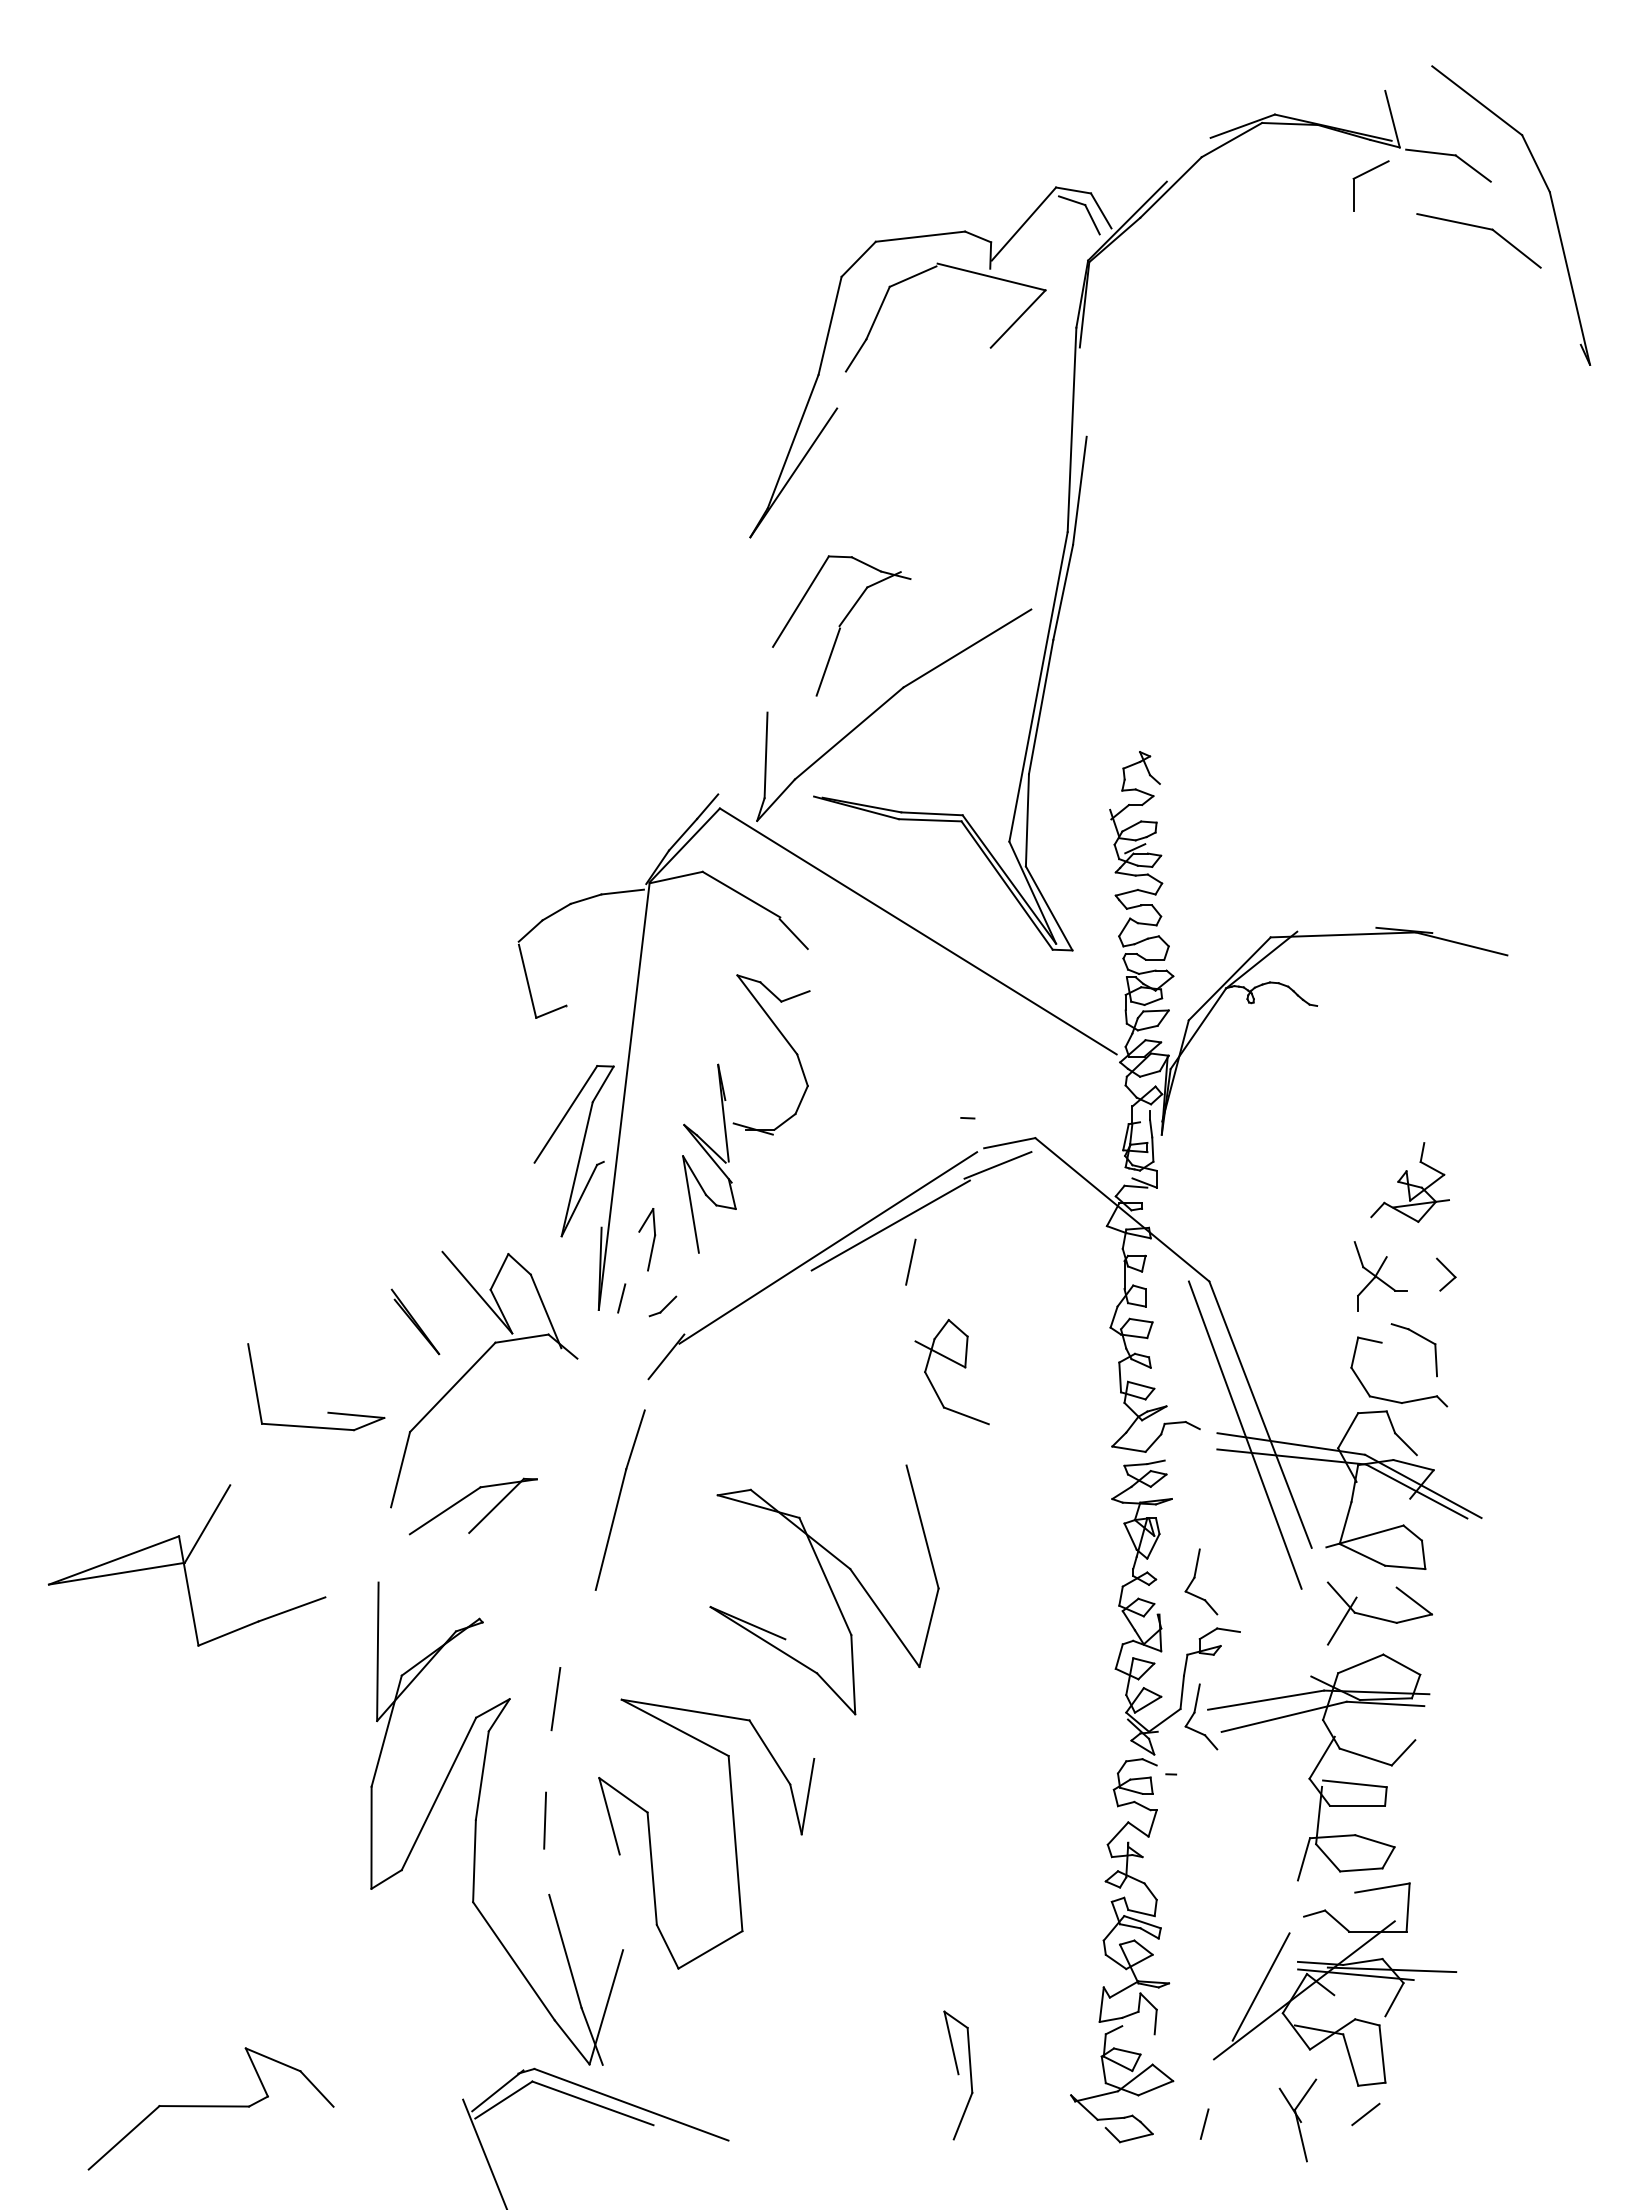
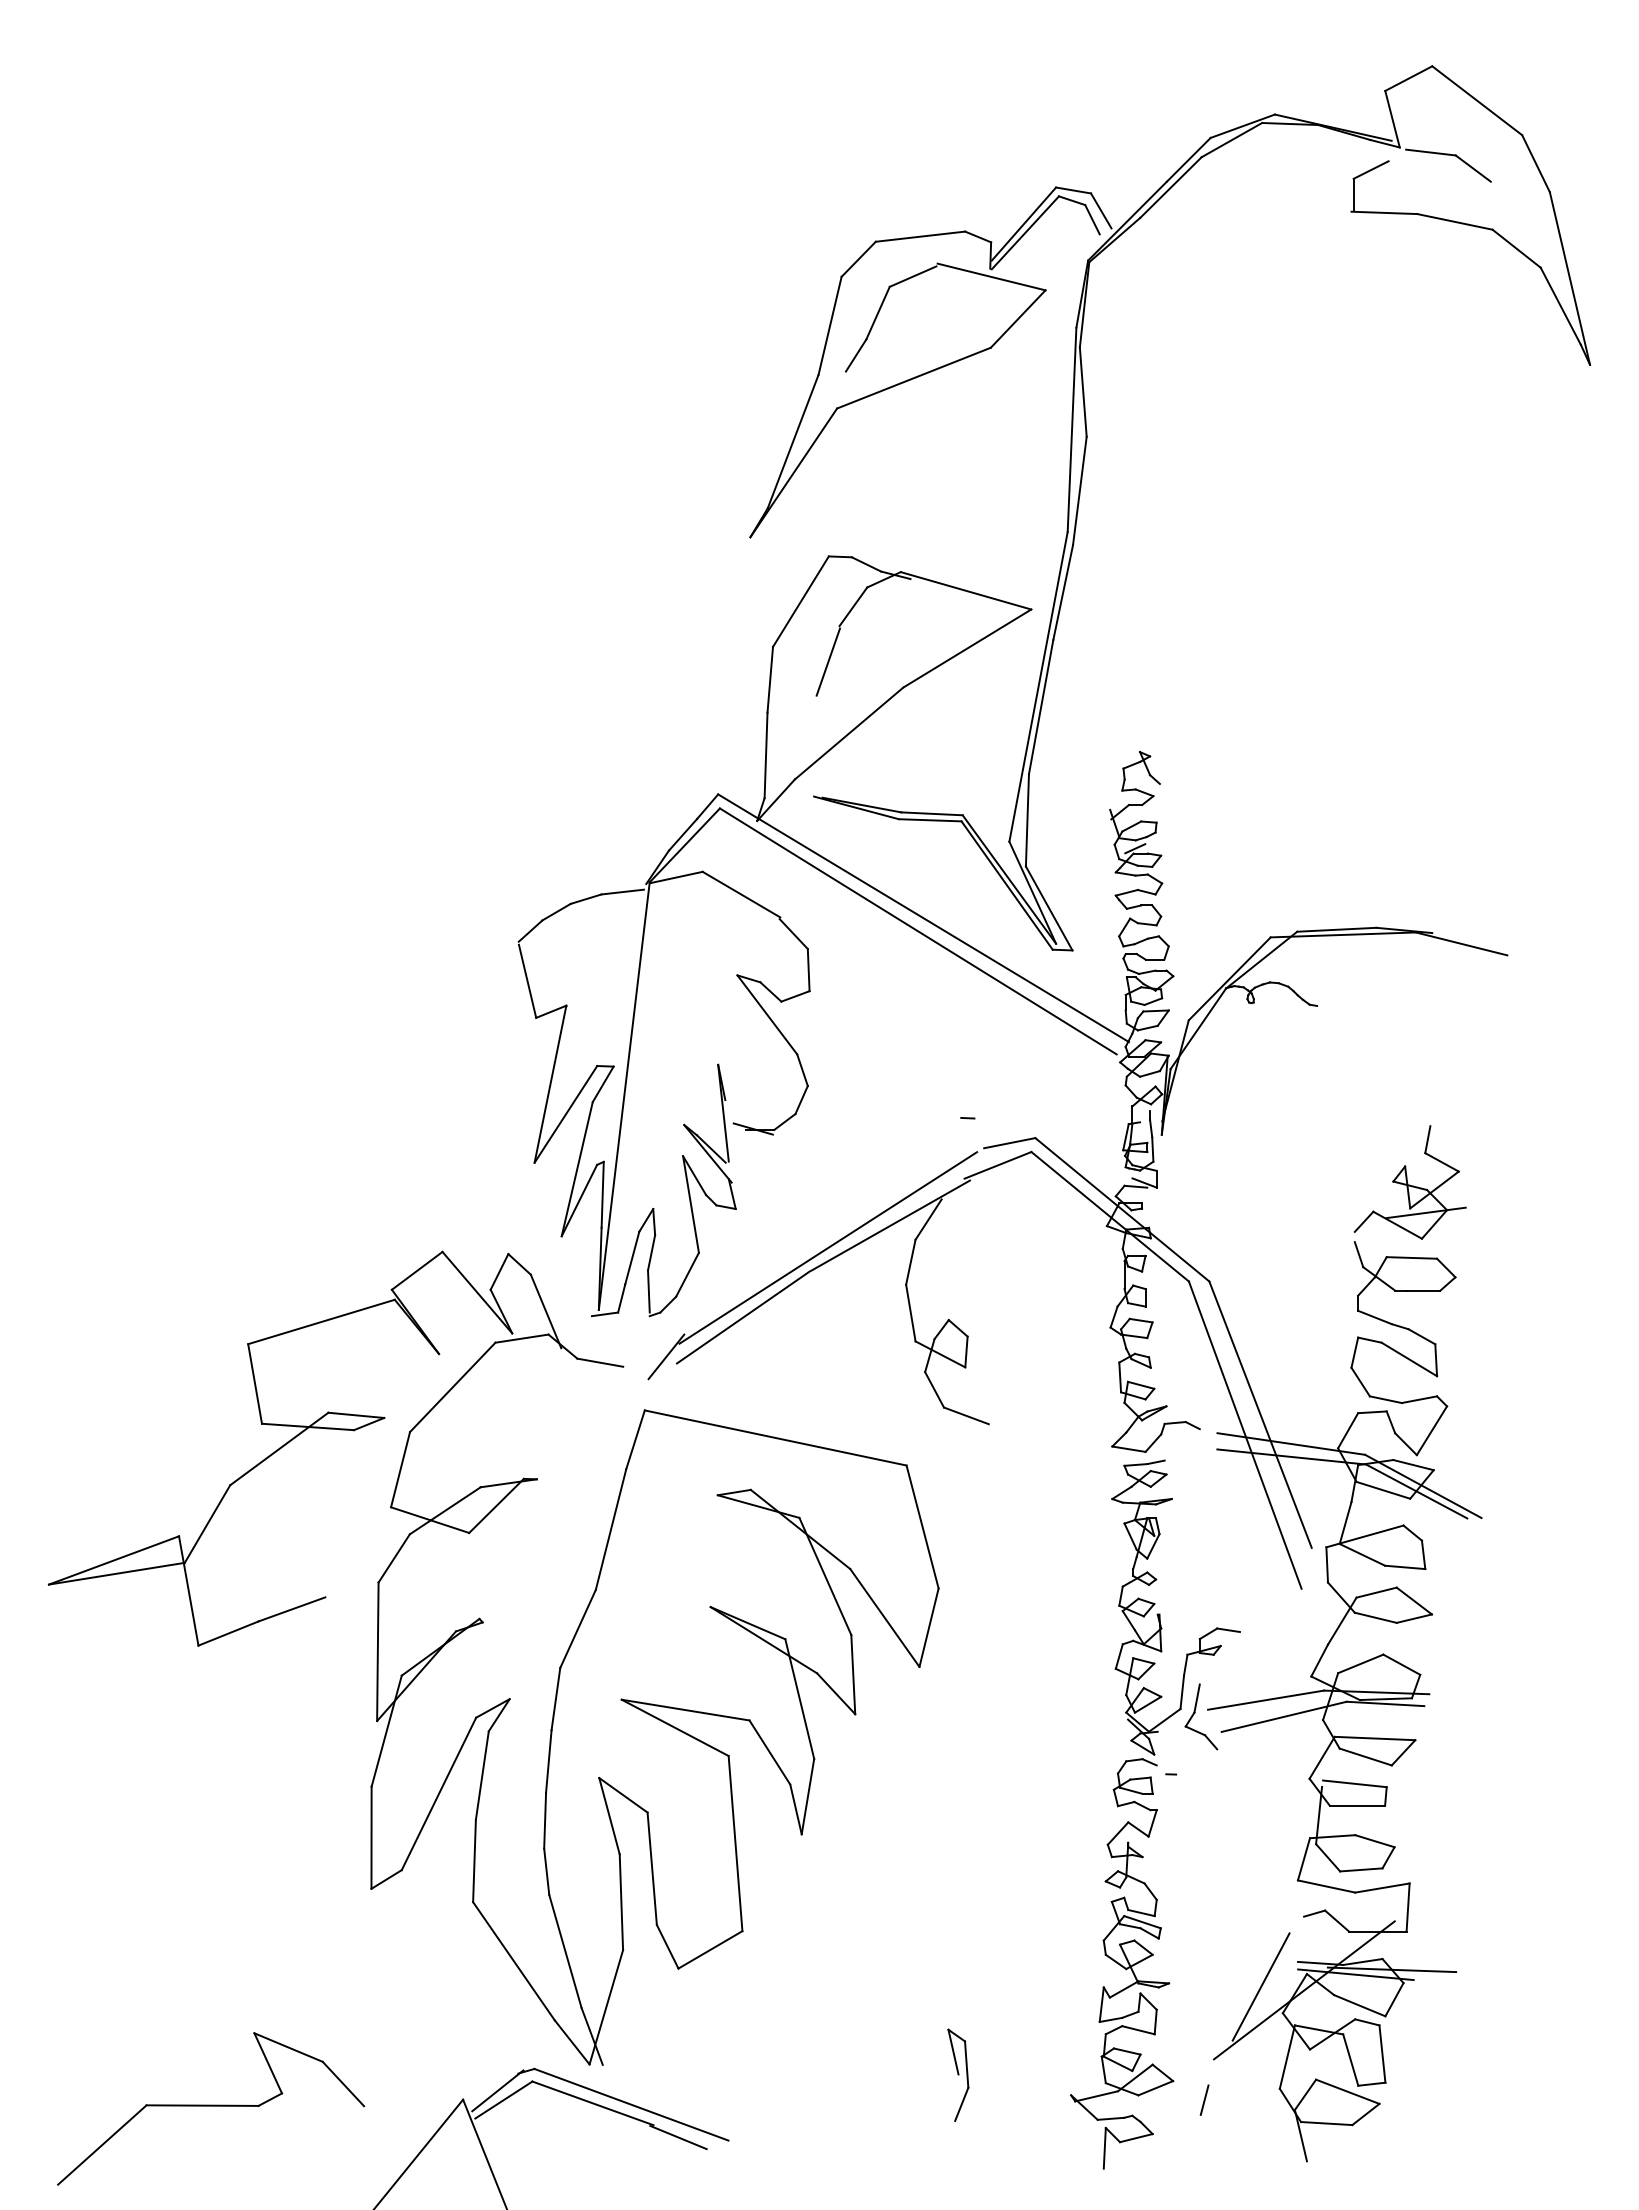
line: none -> present (1408, 78)
line: none -> present (1188, 159)
line: none -> present (1384, 212)
line: none -> present (1024, 232)
line: none -> present (1560, 305)
line: none -> present (913, 377)
line: none -> present (1082, 391)
line: none -> present (965, 590)
line: none -> present (770, 679)
line: none -> present (923, 918)
line: none -> present (1336, 929)
line: none -> present (808, 970)
line: none -> present (550, 1083)
part size: 80x81 px -> 114x115 px (1409, 1182)
line: none -> present (602, 1194)
line: none -> present (1109, 1216)
line: none -> present (928, 1219)
line: none -> present (632, 1257)
line: none -> present (1411, 1257)
line: none -> present (416, 1270)
line: none -> present (687, 1274)
line: none -> present (1423, 1290)
line: none -> present (648, 1291)
line: none -> present (910, 1312)
line: none -> present (604, 1314)
line: none -> present (743, 1317)
line: none -> present (1374, 1317)
line: none -> present (321, 1321)
line: none -> present (1409, 1359)
line: none -> present (600, 1362)
line: none -> present (1431, 1430)
line: none -> present (775, 1437)
line: none -> present (279, 1448)
line: none -> present (1383, 1489)
line: none -> present (430, 1519)
line: none -> present (393, 1558)
line: none -> present (1326, 1564)
part: present -> none (1195, 1578)
line: none -> present (1376, 1592)
line: none -> present (577, 1628)
line: none -> present (1319, 1660)
line: none -> present (799, 1698)
line: none -> present (1374, 1738)
line: none -> present (548, 1761)
line: none -> present (546, 1871)
line: none -> present (1326, 1886)
line: none -> present (621, 1902)
line: none -> present (1359, 2005)
line: none -> present (1138, 2030)
line: none -> present (1286, 2056)
part size: 31x131 px -> 23x94 px (958, 2074)
line: none -> present (1347, 2091)
part size: 248x124 px -> 309x154 px (211, 2108)
line position: (1204, 2123) -> (1204, 2099) (1204, 2099)
line: none -> present (1326, 2123)
line: none -> present (678, 2137)
line: none -> present (1104, 2147)
line: none -> present (419, 2152)
